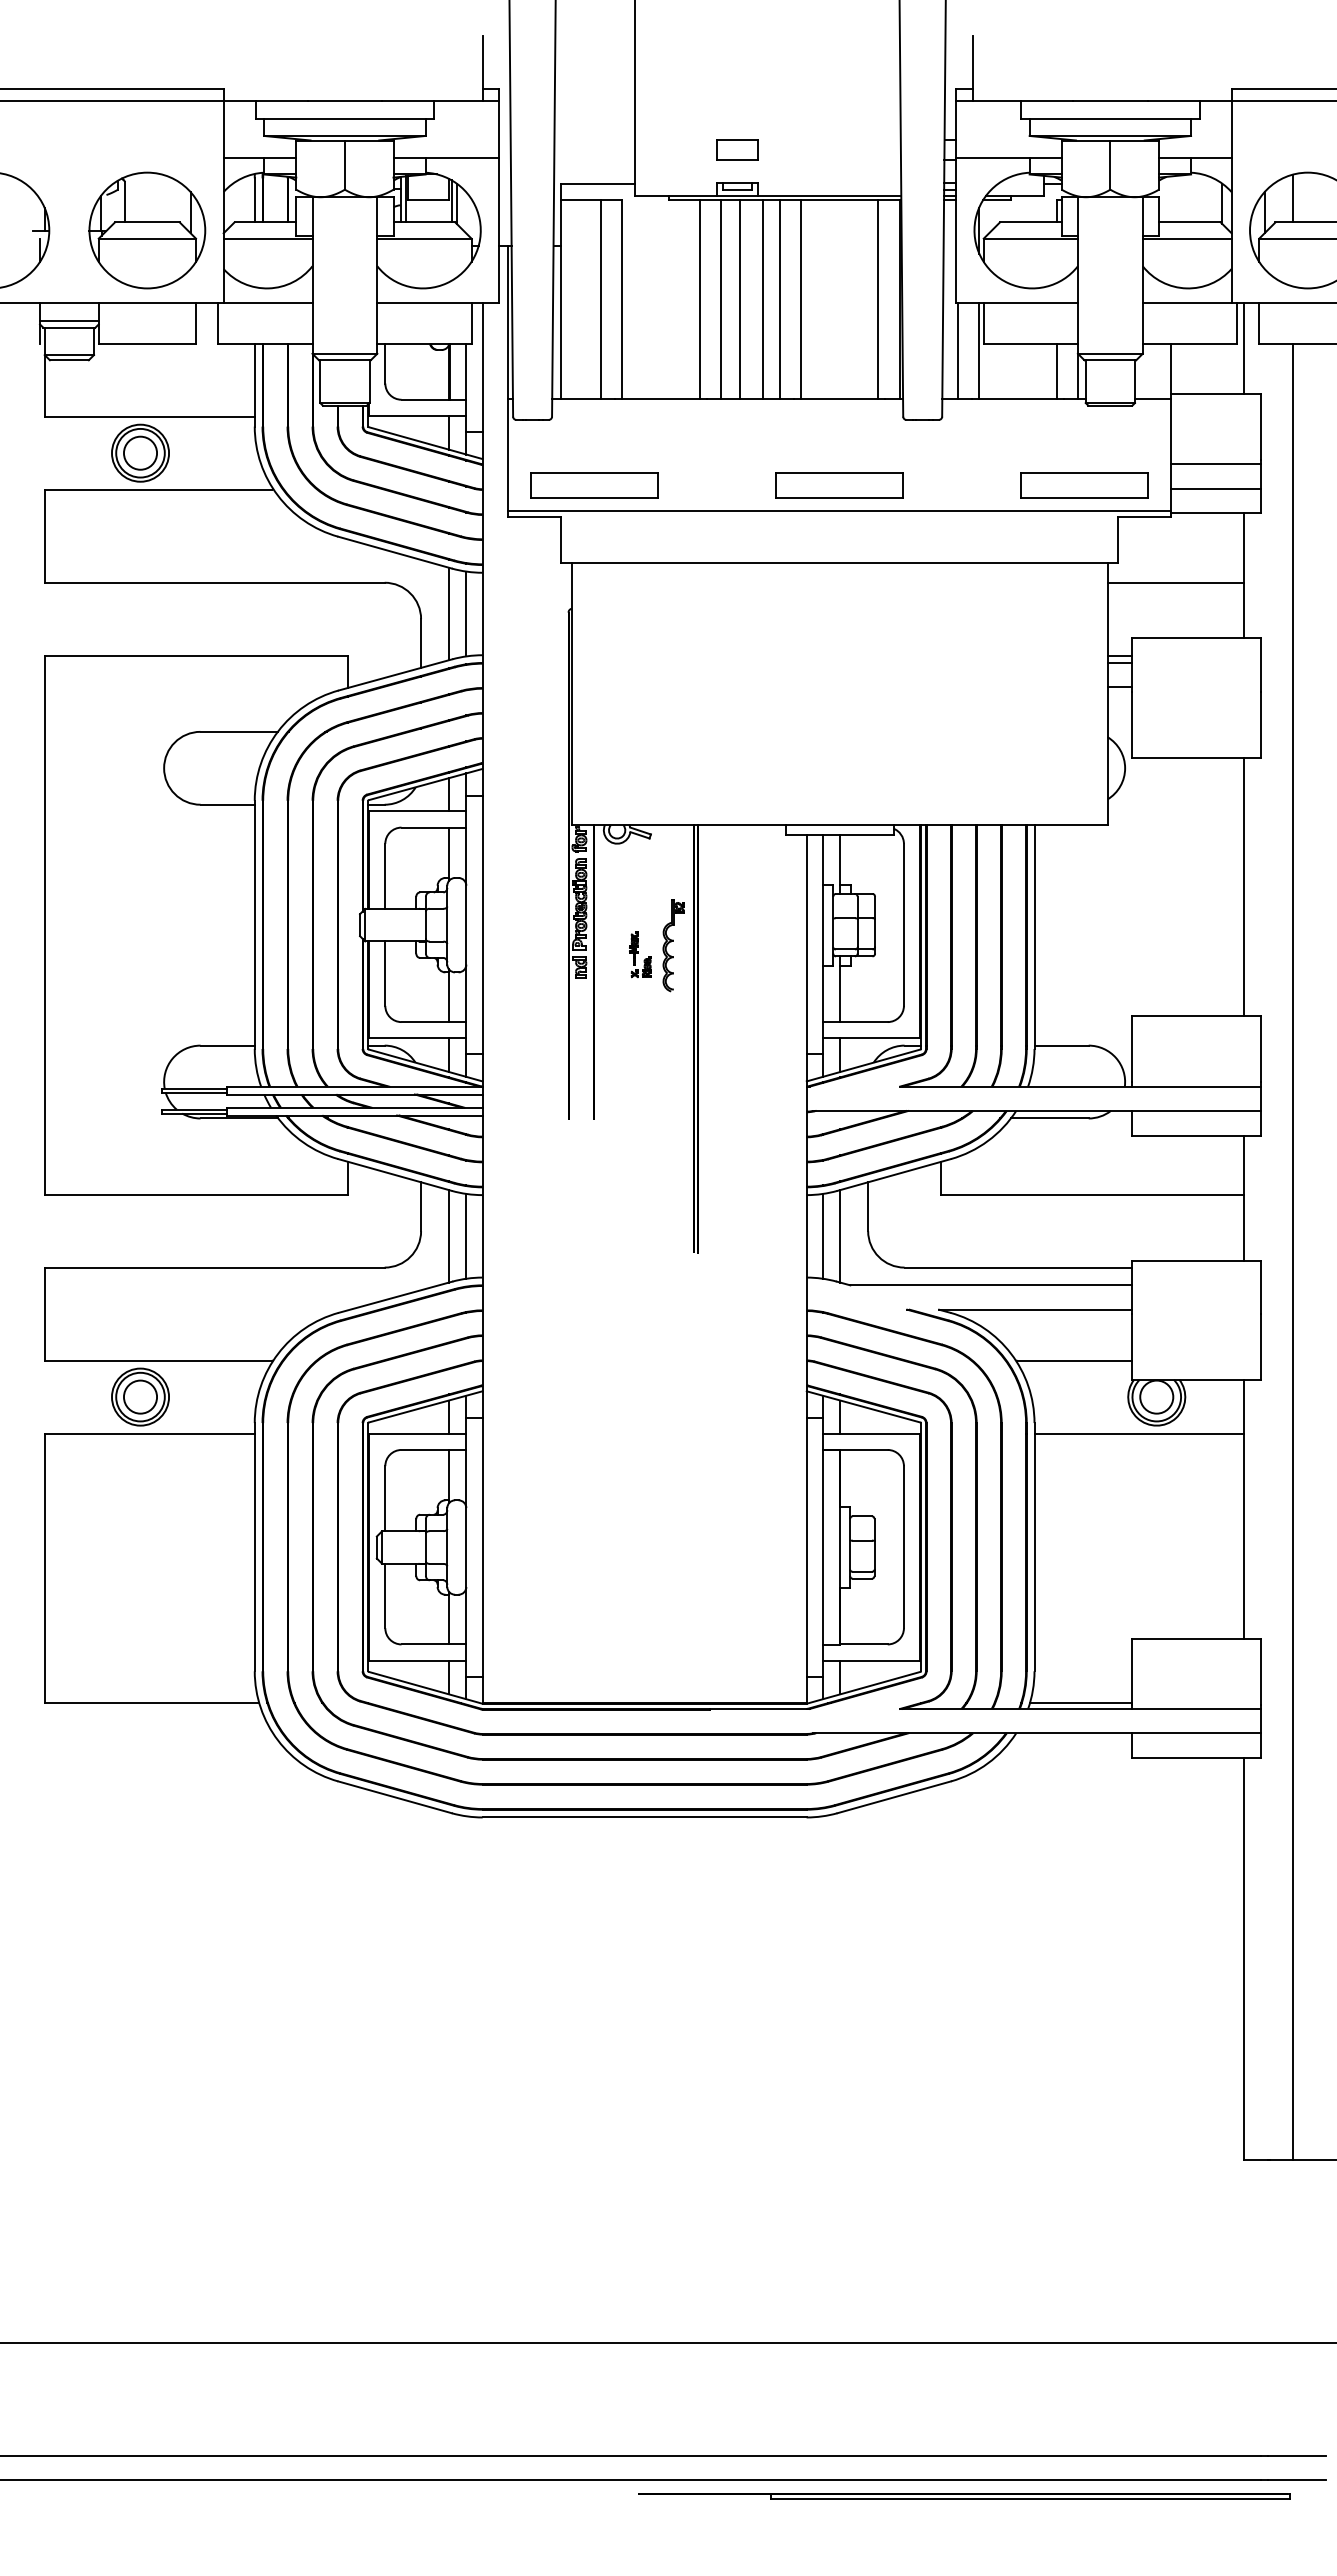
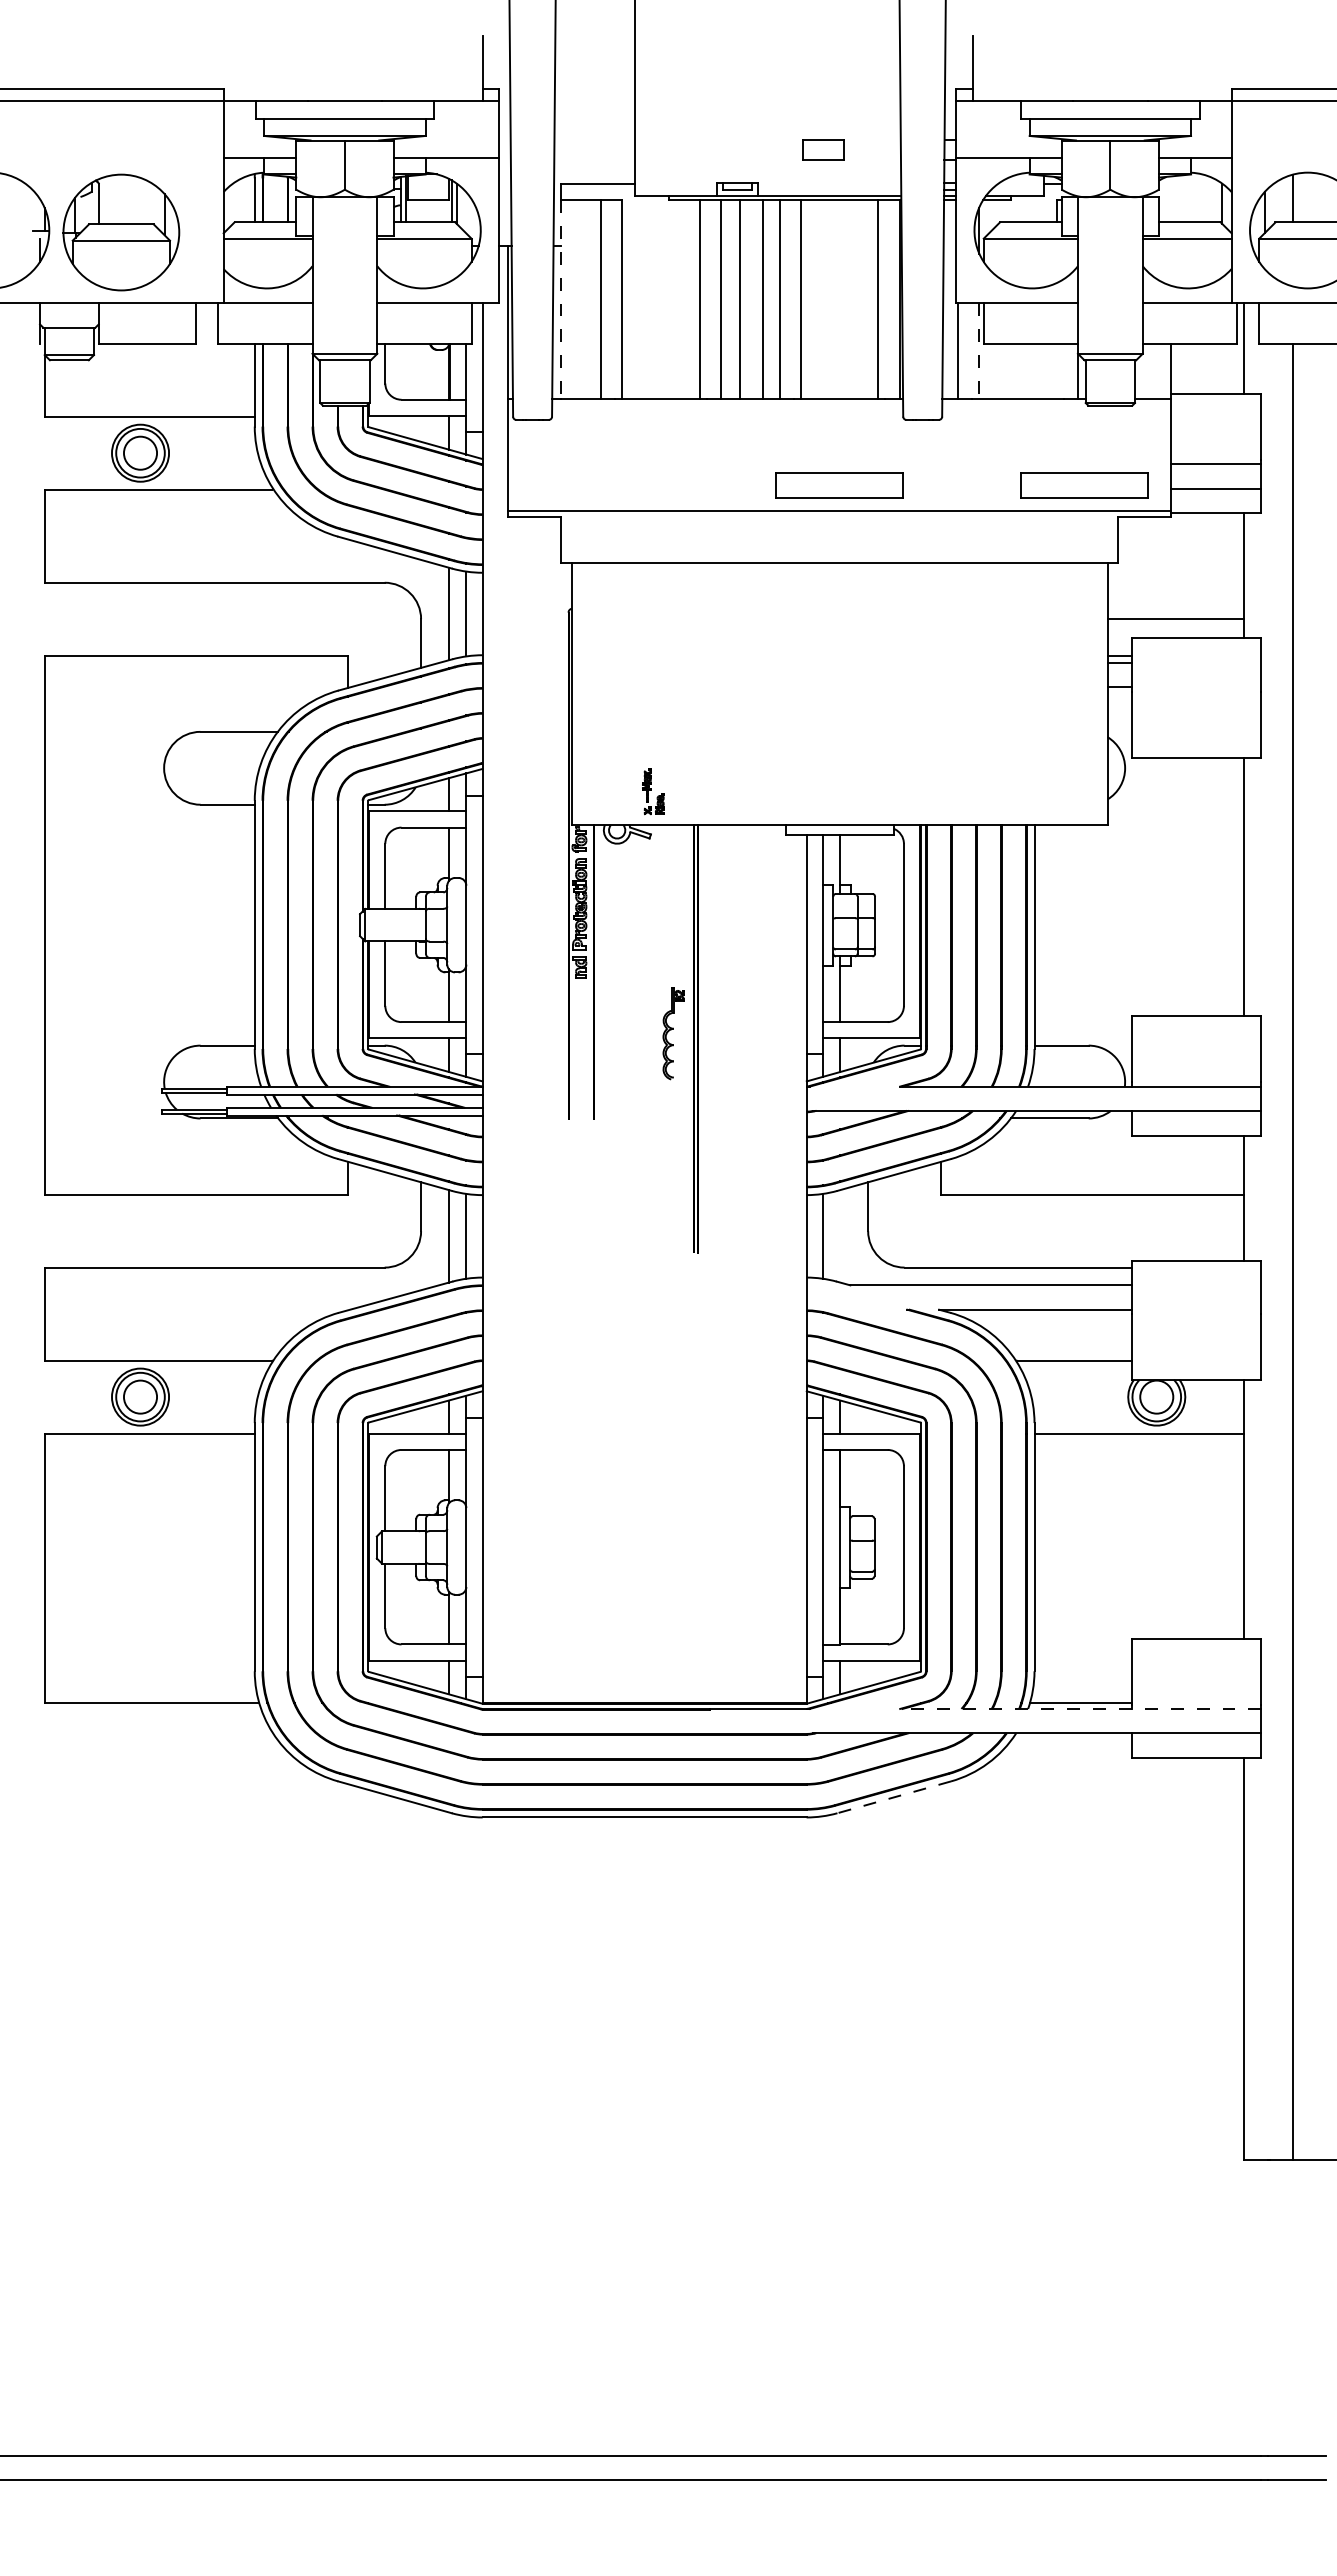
part position: (737, 149) -> (823, 149) (823, 149)
part position: (147, 230) -> (121, 232) (121, 232)
line: solid -> dashed (561, 299)
line: present -> none (69, 321)
line: solid -> dashed (979, 351)
line: present -> none (1057, 370)
part: present -> none (594, 485)
line position: (1175, 582) -> (1175, 618) (1175, 618)
part position: (673, 945) -> (673, 1033) (673, 1033)
part position: (640, 954) -> (653, 791) (653, 791)
line: present -> none (840, 1236)
line: solid -> dashed (1080, 1708)
line: solid -> dashed (894, 1797)
line: present -> none (667, 2343)
part: present -> none (964, 2496)
